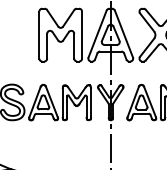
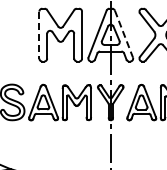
line: solid -> dashed (124, 34)
line: solid -> dashed (39, 35)
